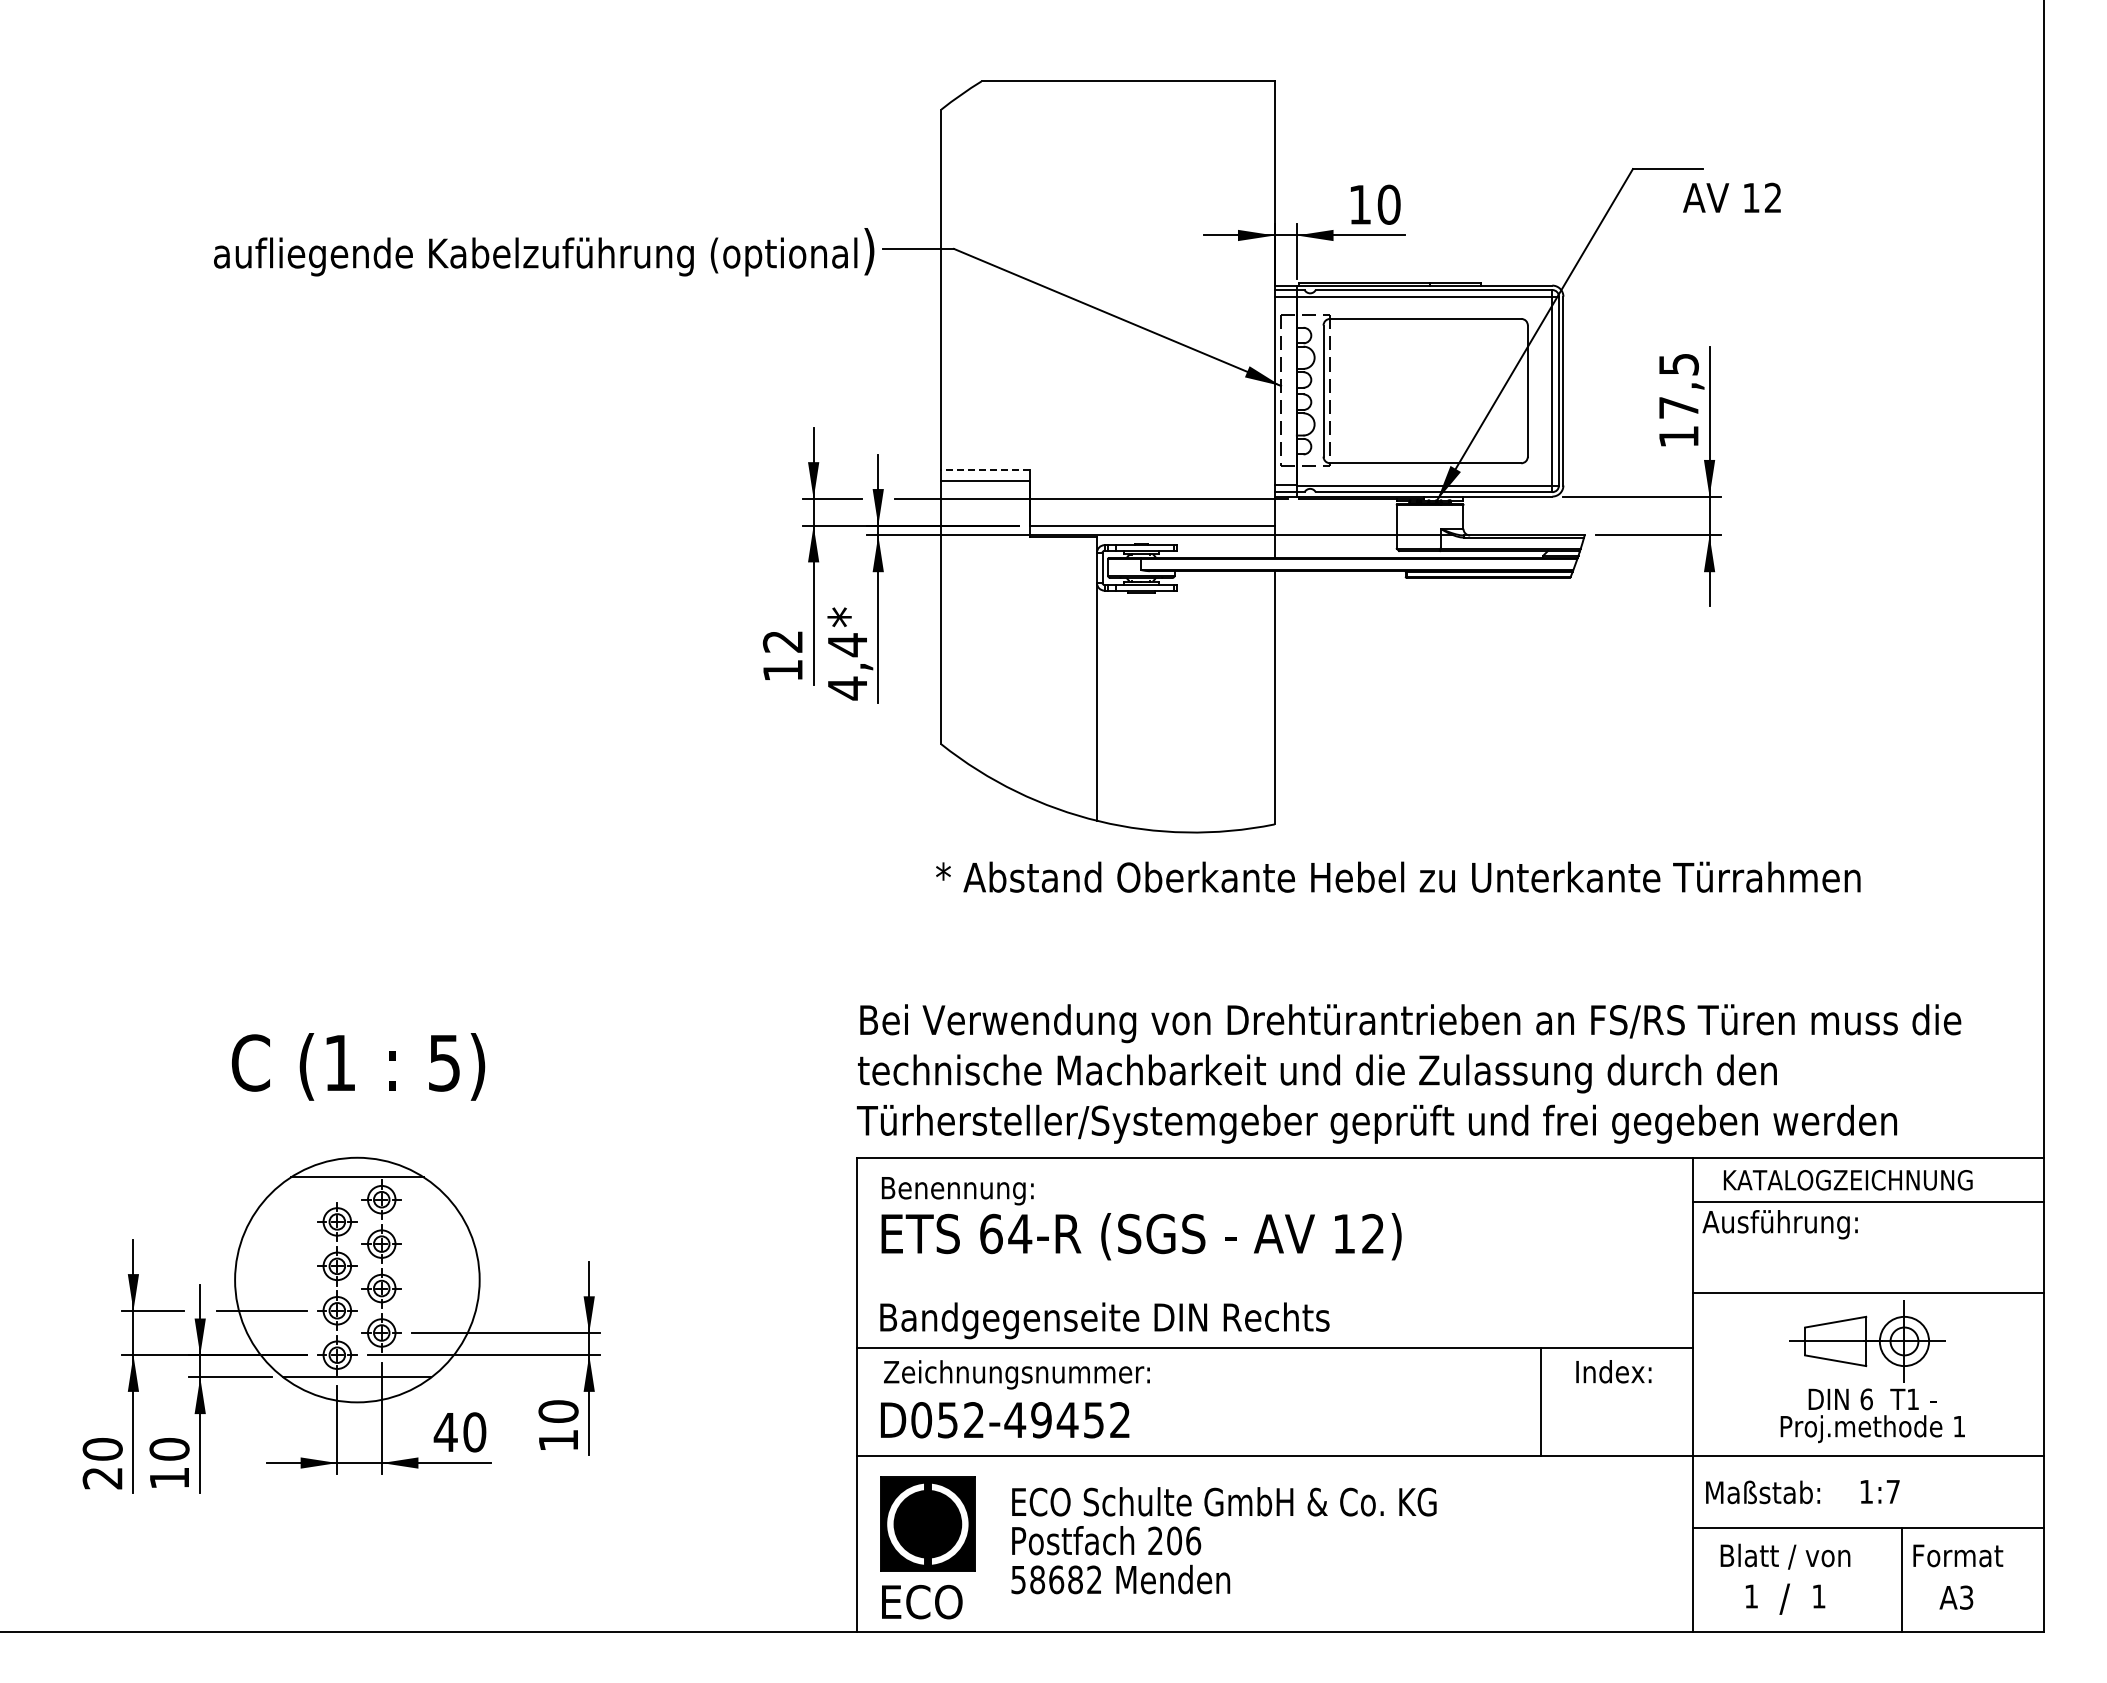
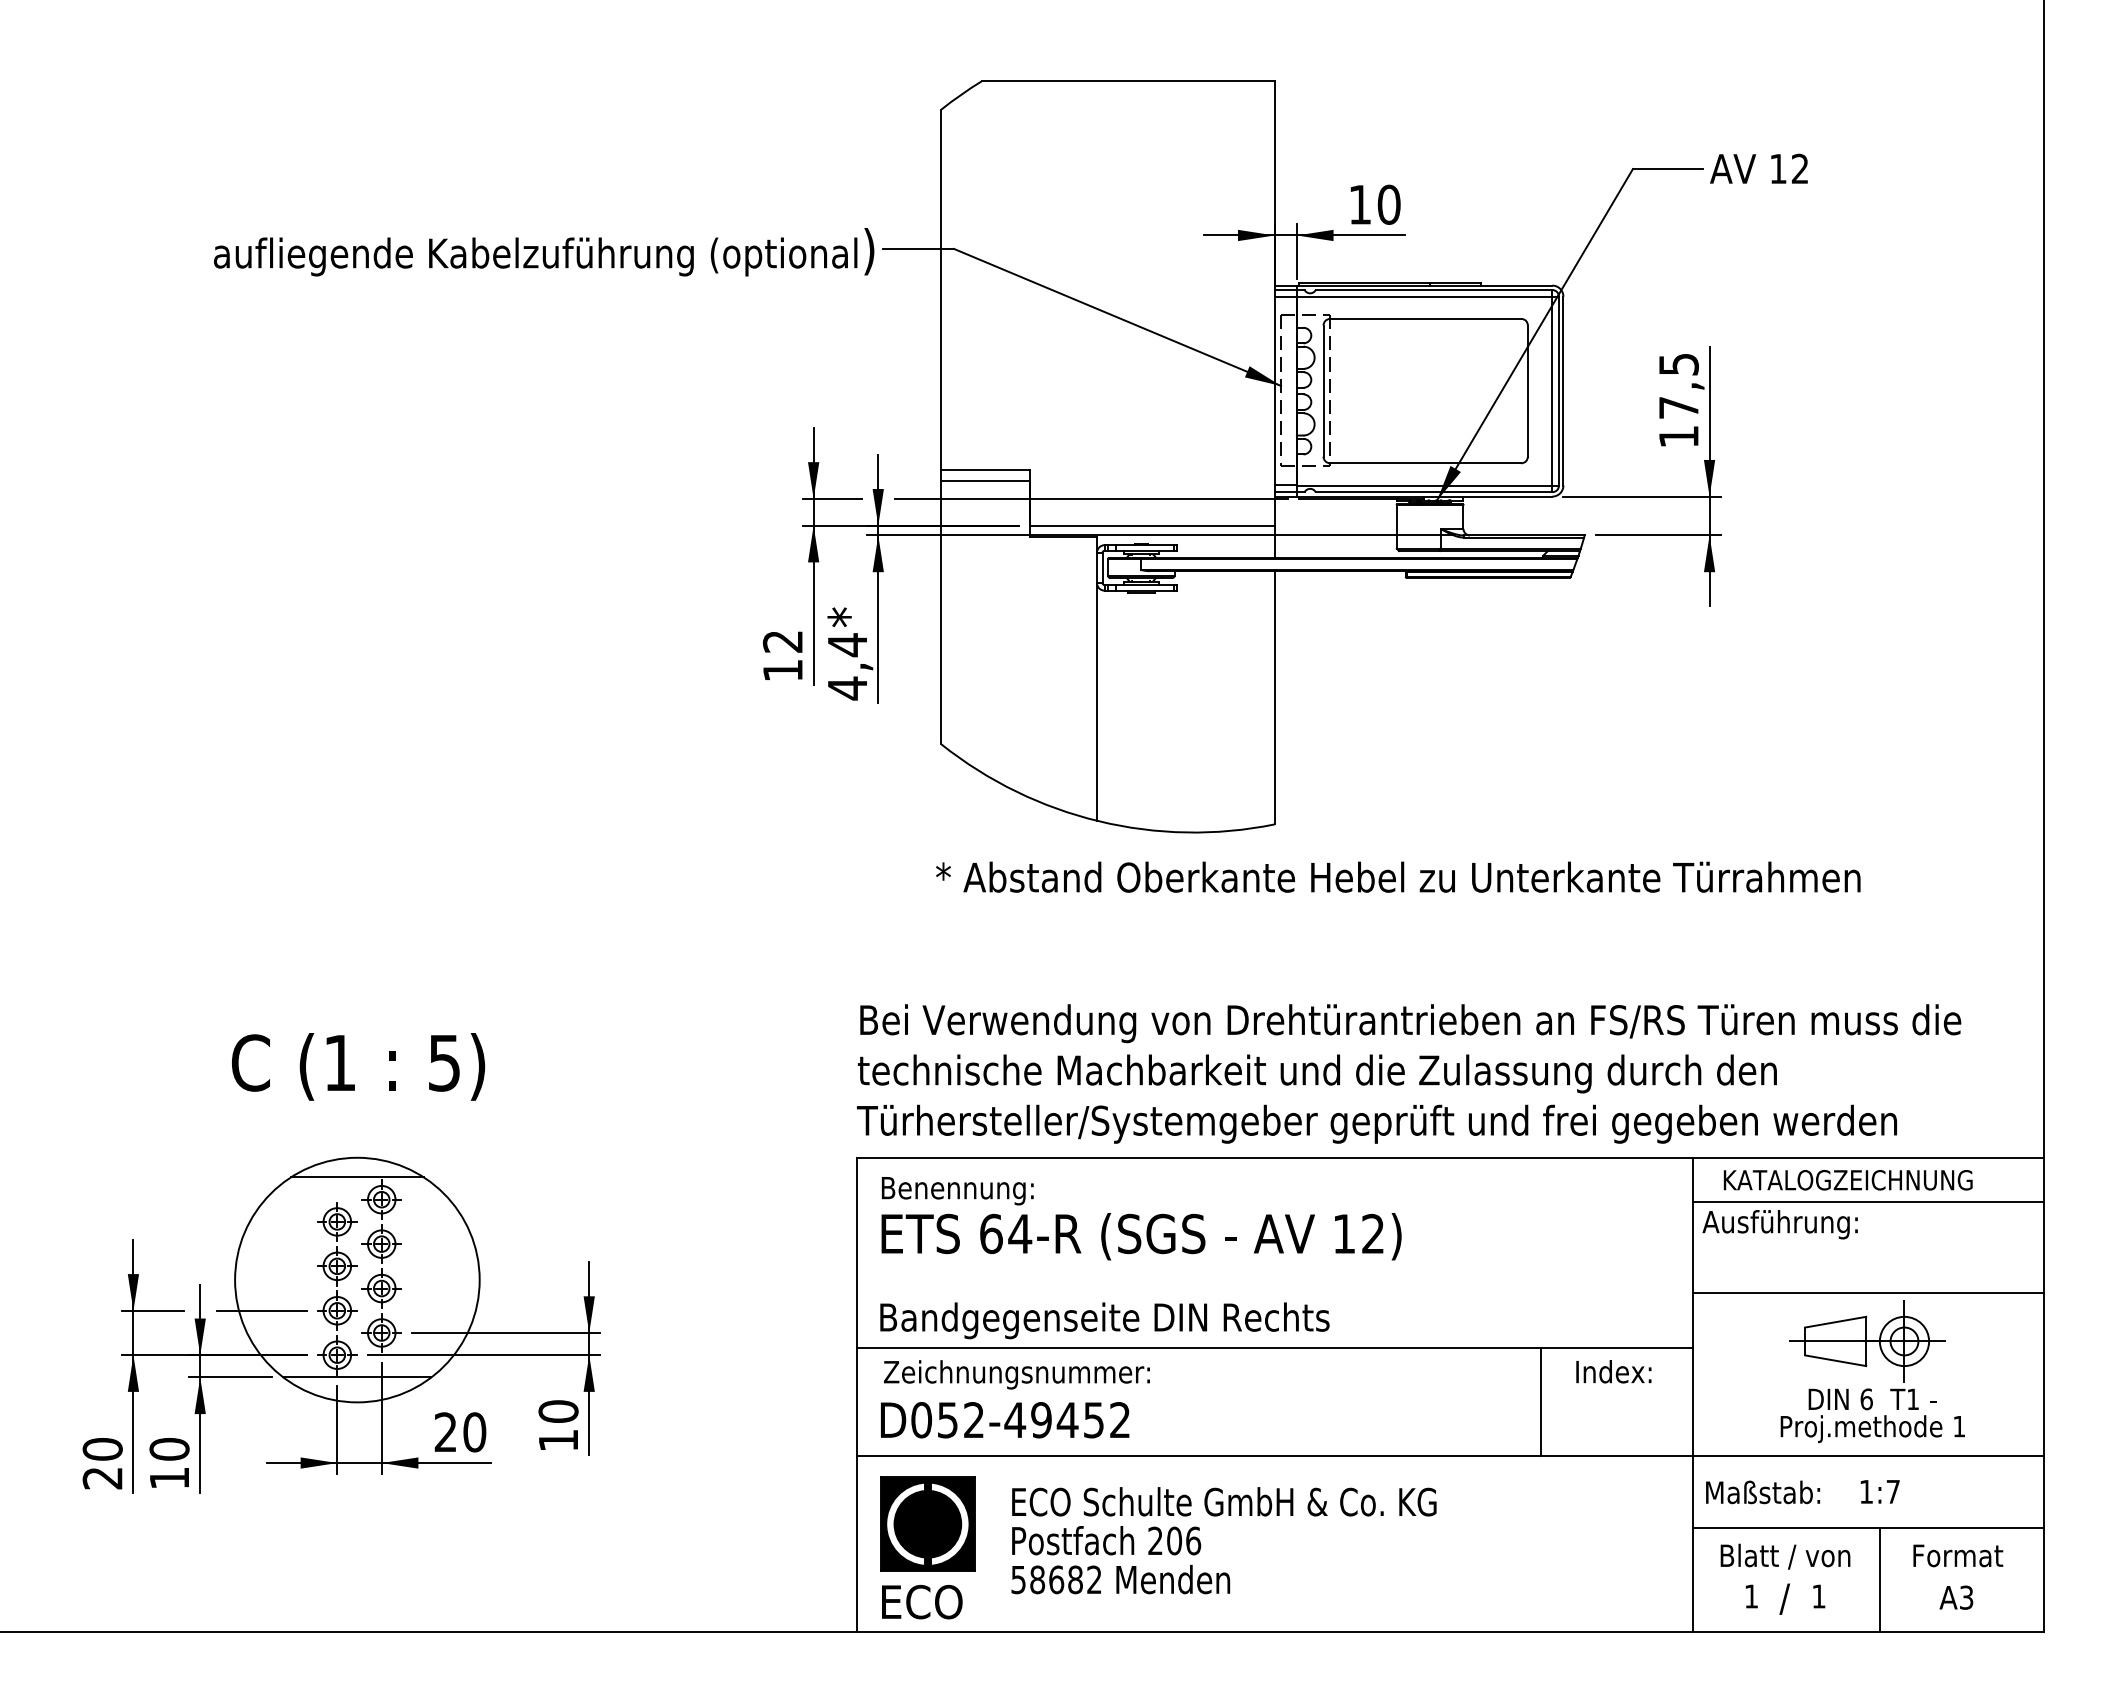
text position: (1731, 197) -> (1758, 168) (1758, 168)
line: dashed -> solid (985, 470)
text: 40 -> 20 (445, 1431)
line position: (1901, 1580) -> (1879, 1580) (1879, 1580)
